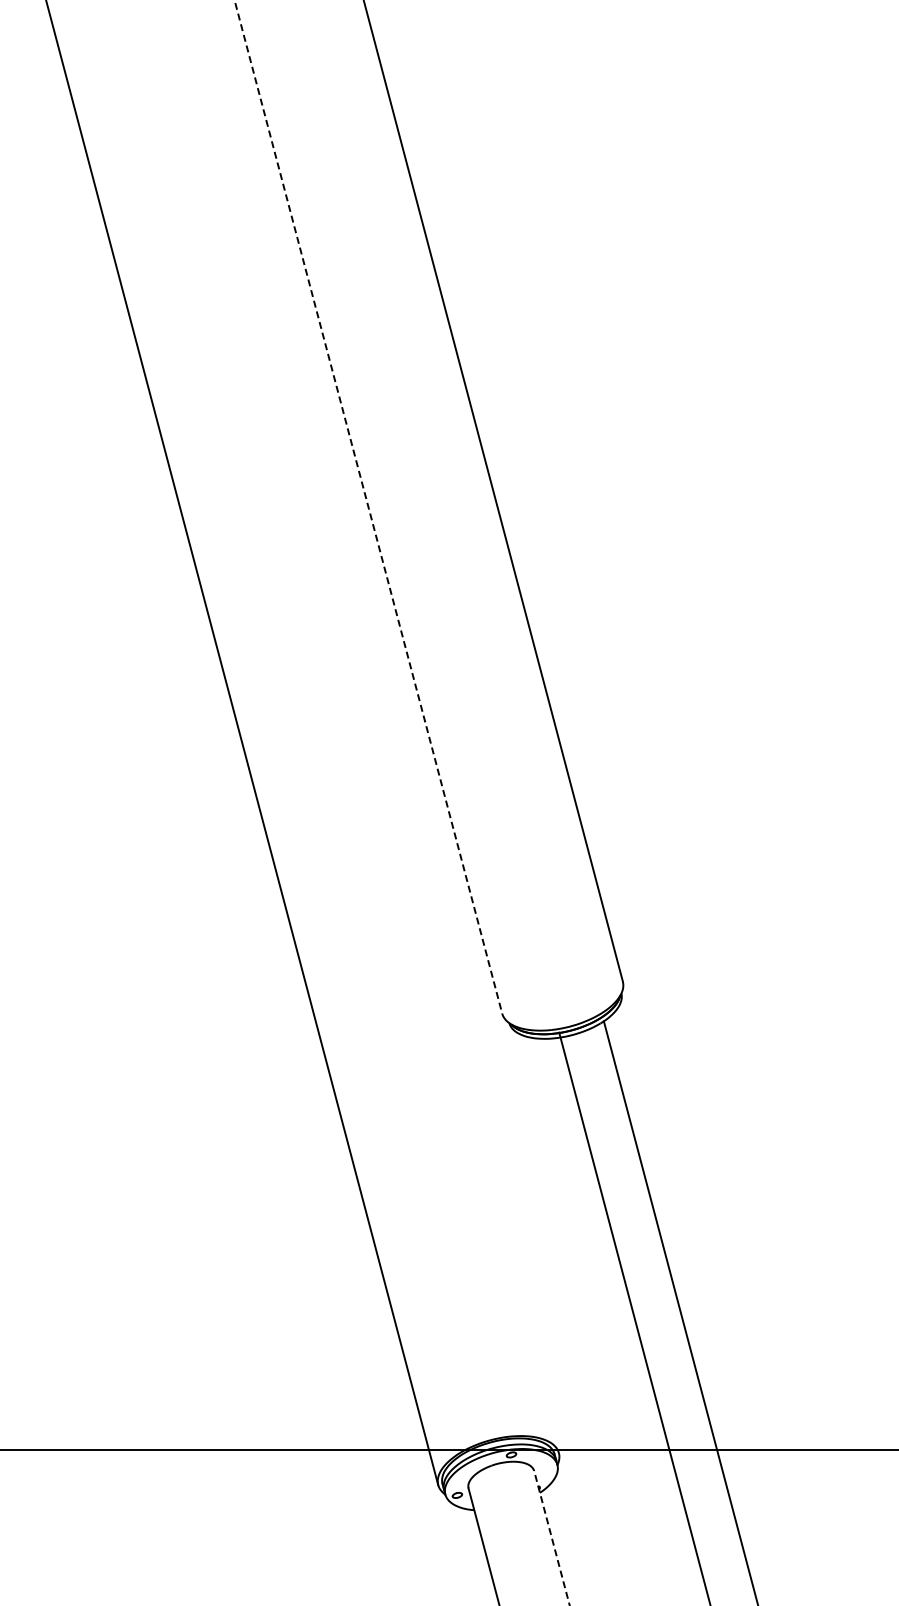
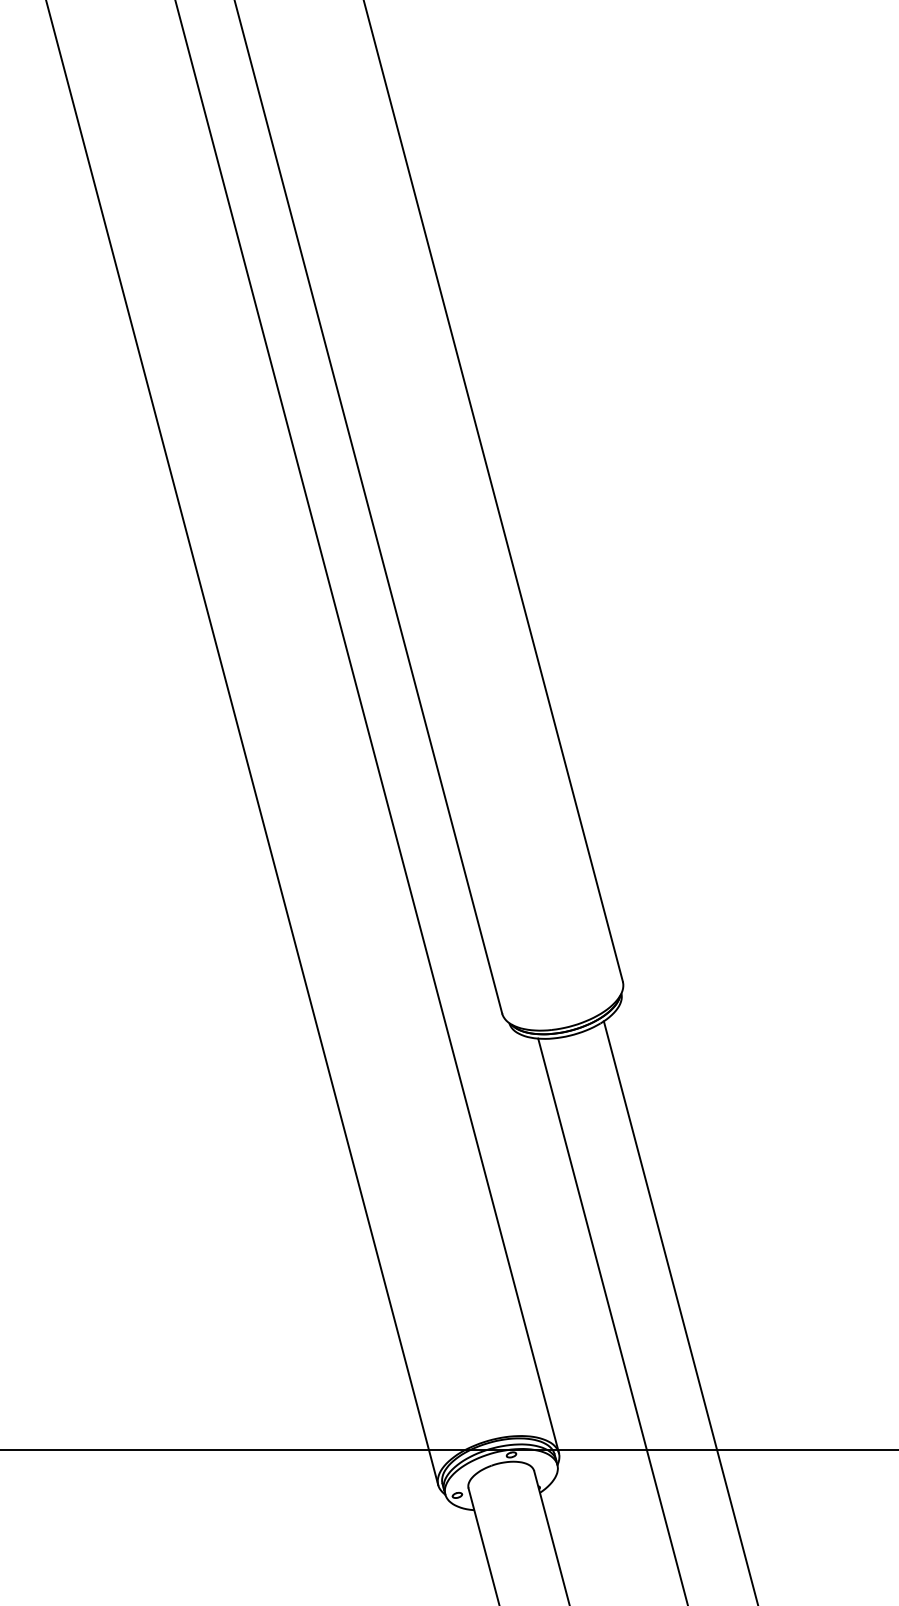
line: dashed -> solid (368, 506)
line: none -> present (367, 727)
line position: (634, 1317) -> (612, 1320) (612, 1320)
line: dashed -> solid (551, 1537)
